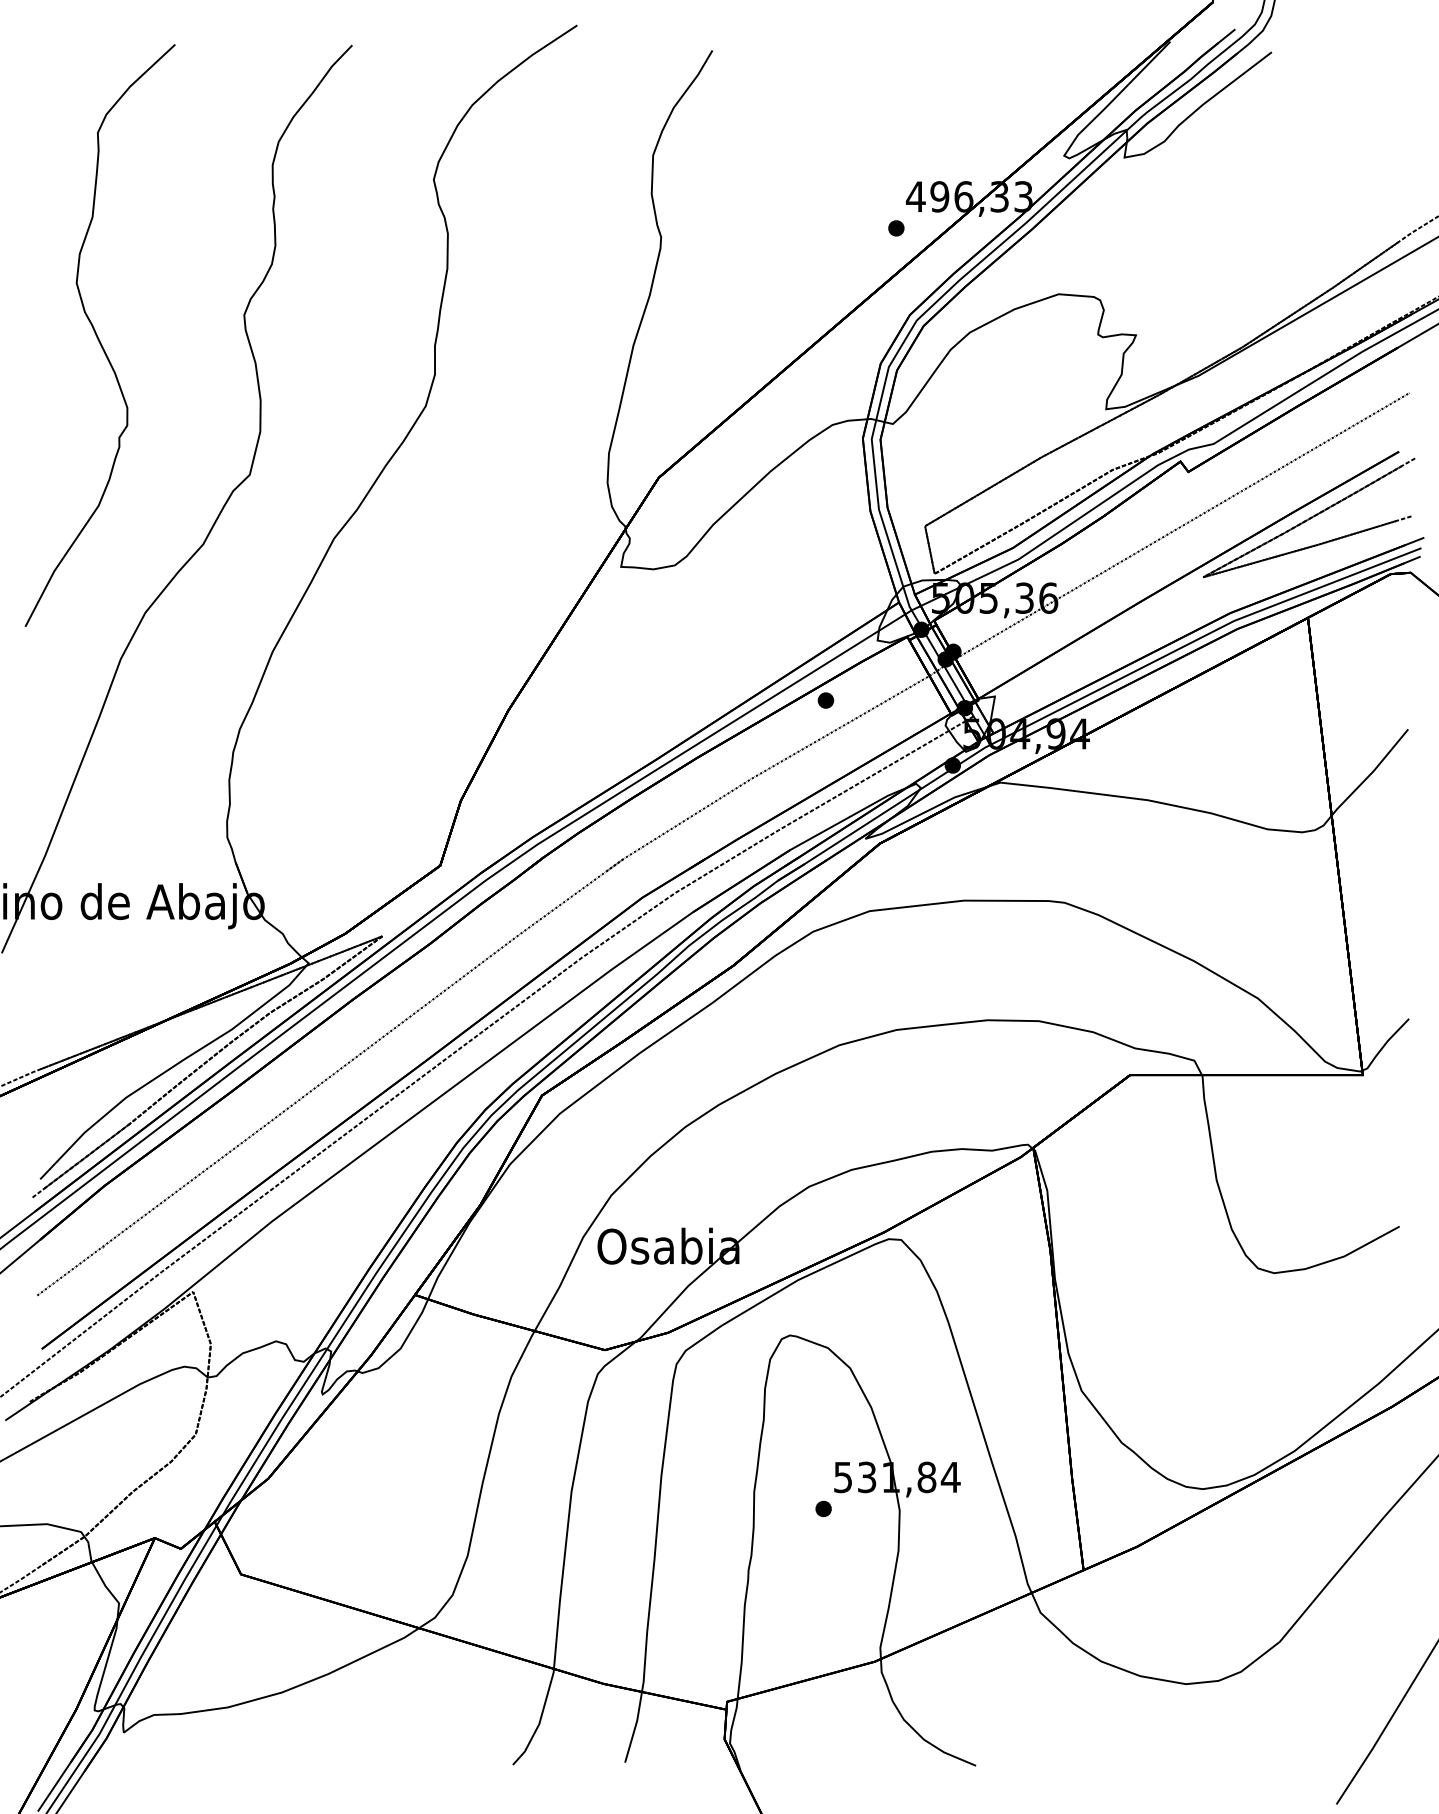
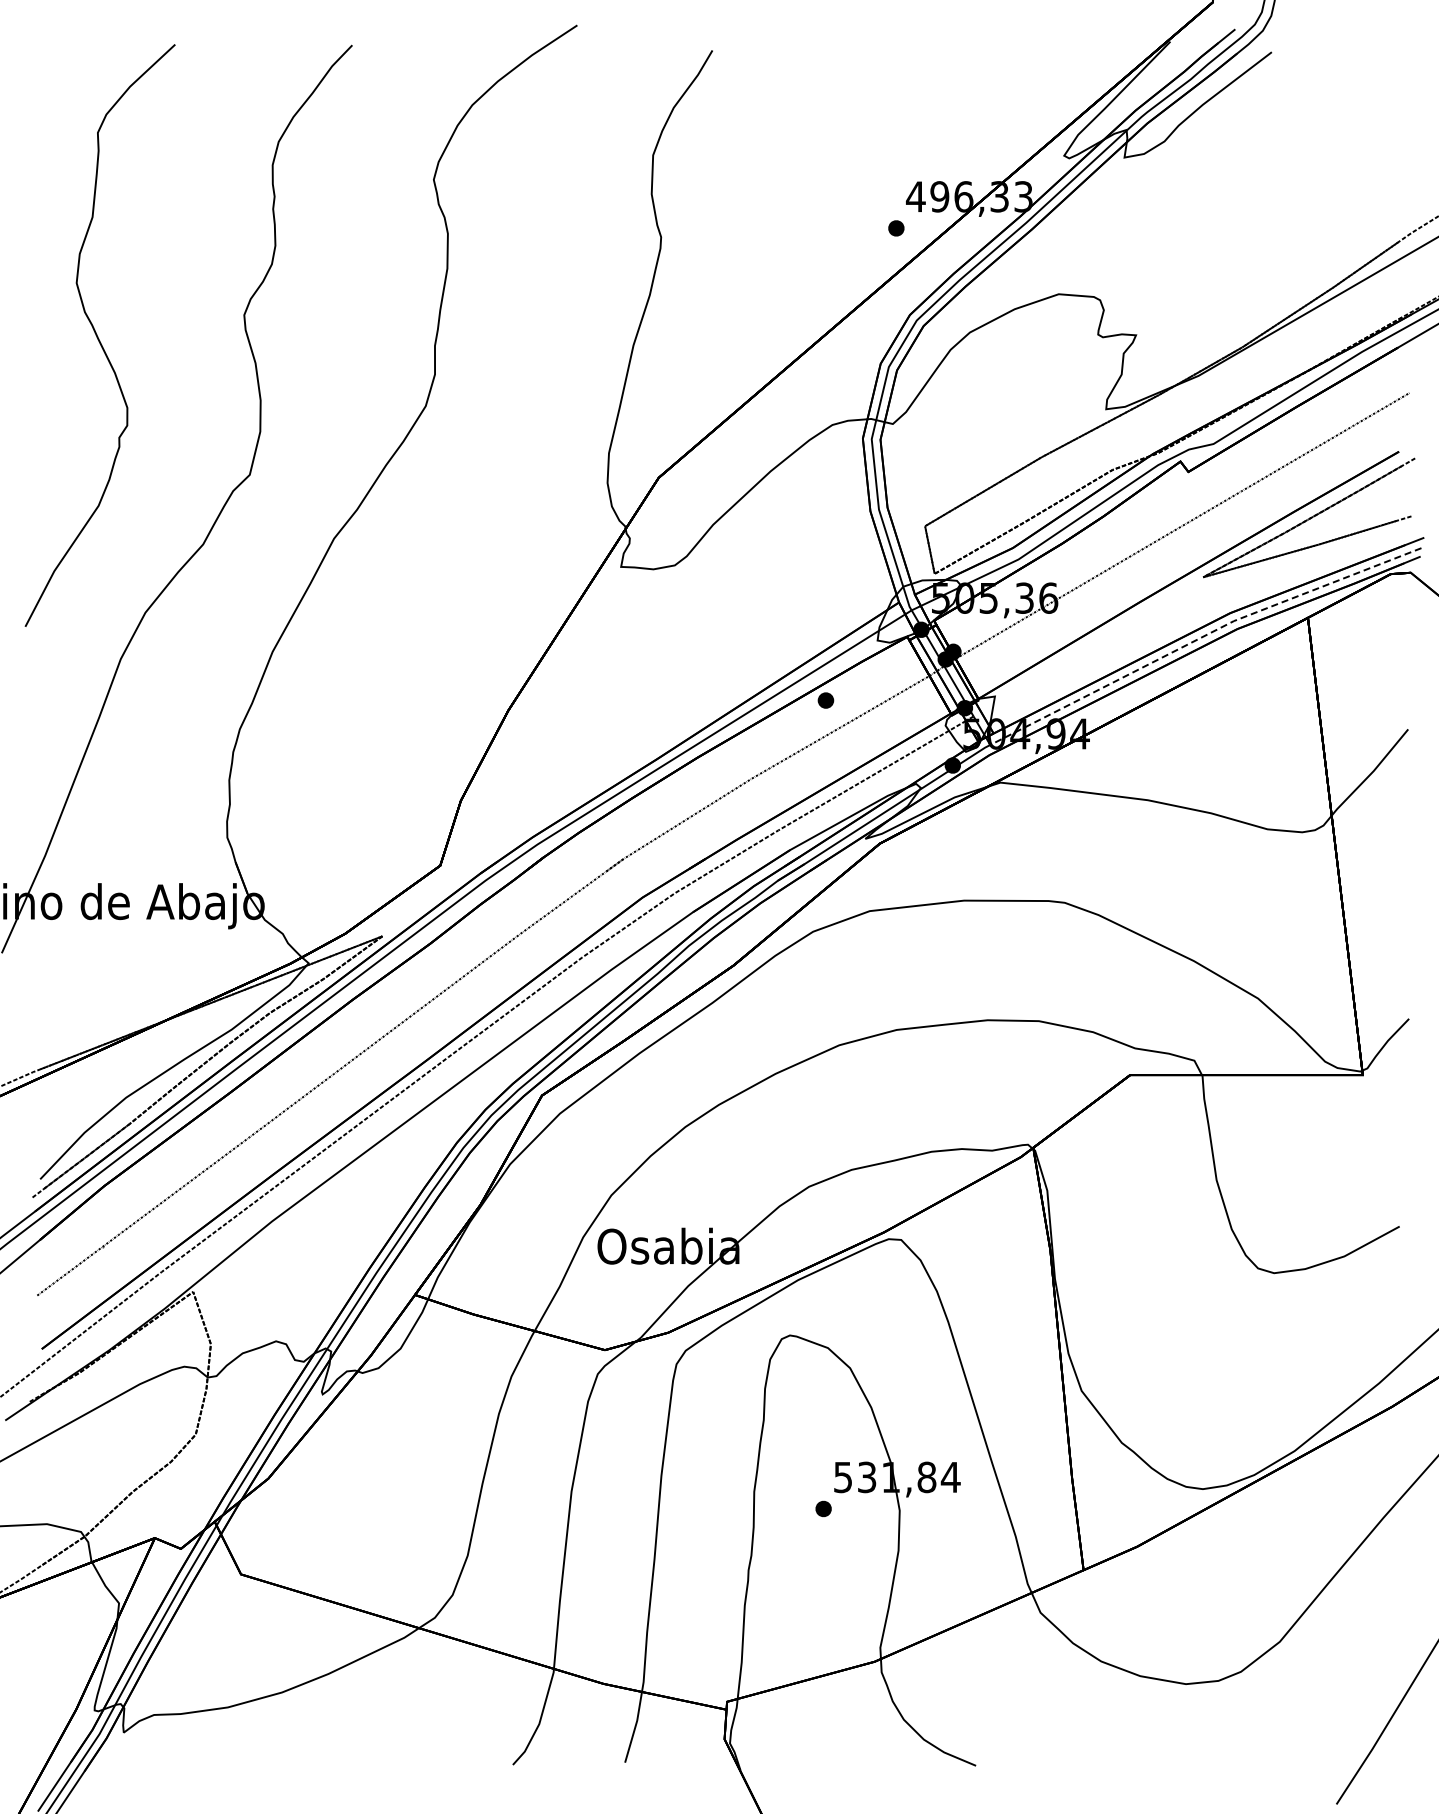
line: solid -> dashed (1202, 636)
